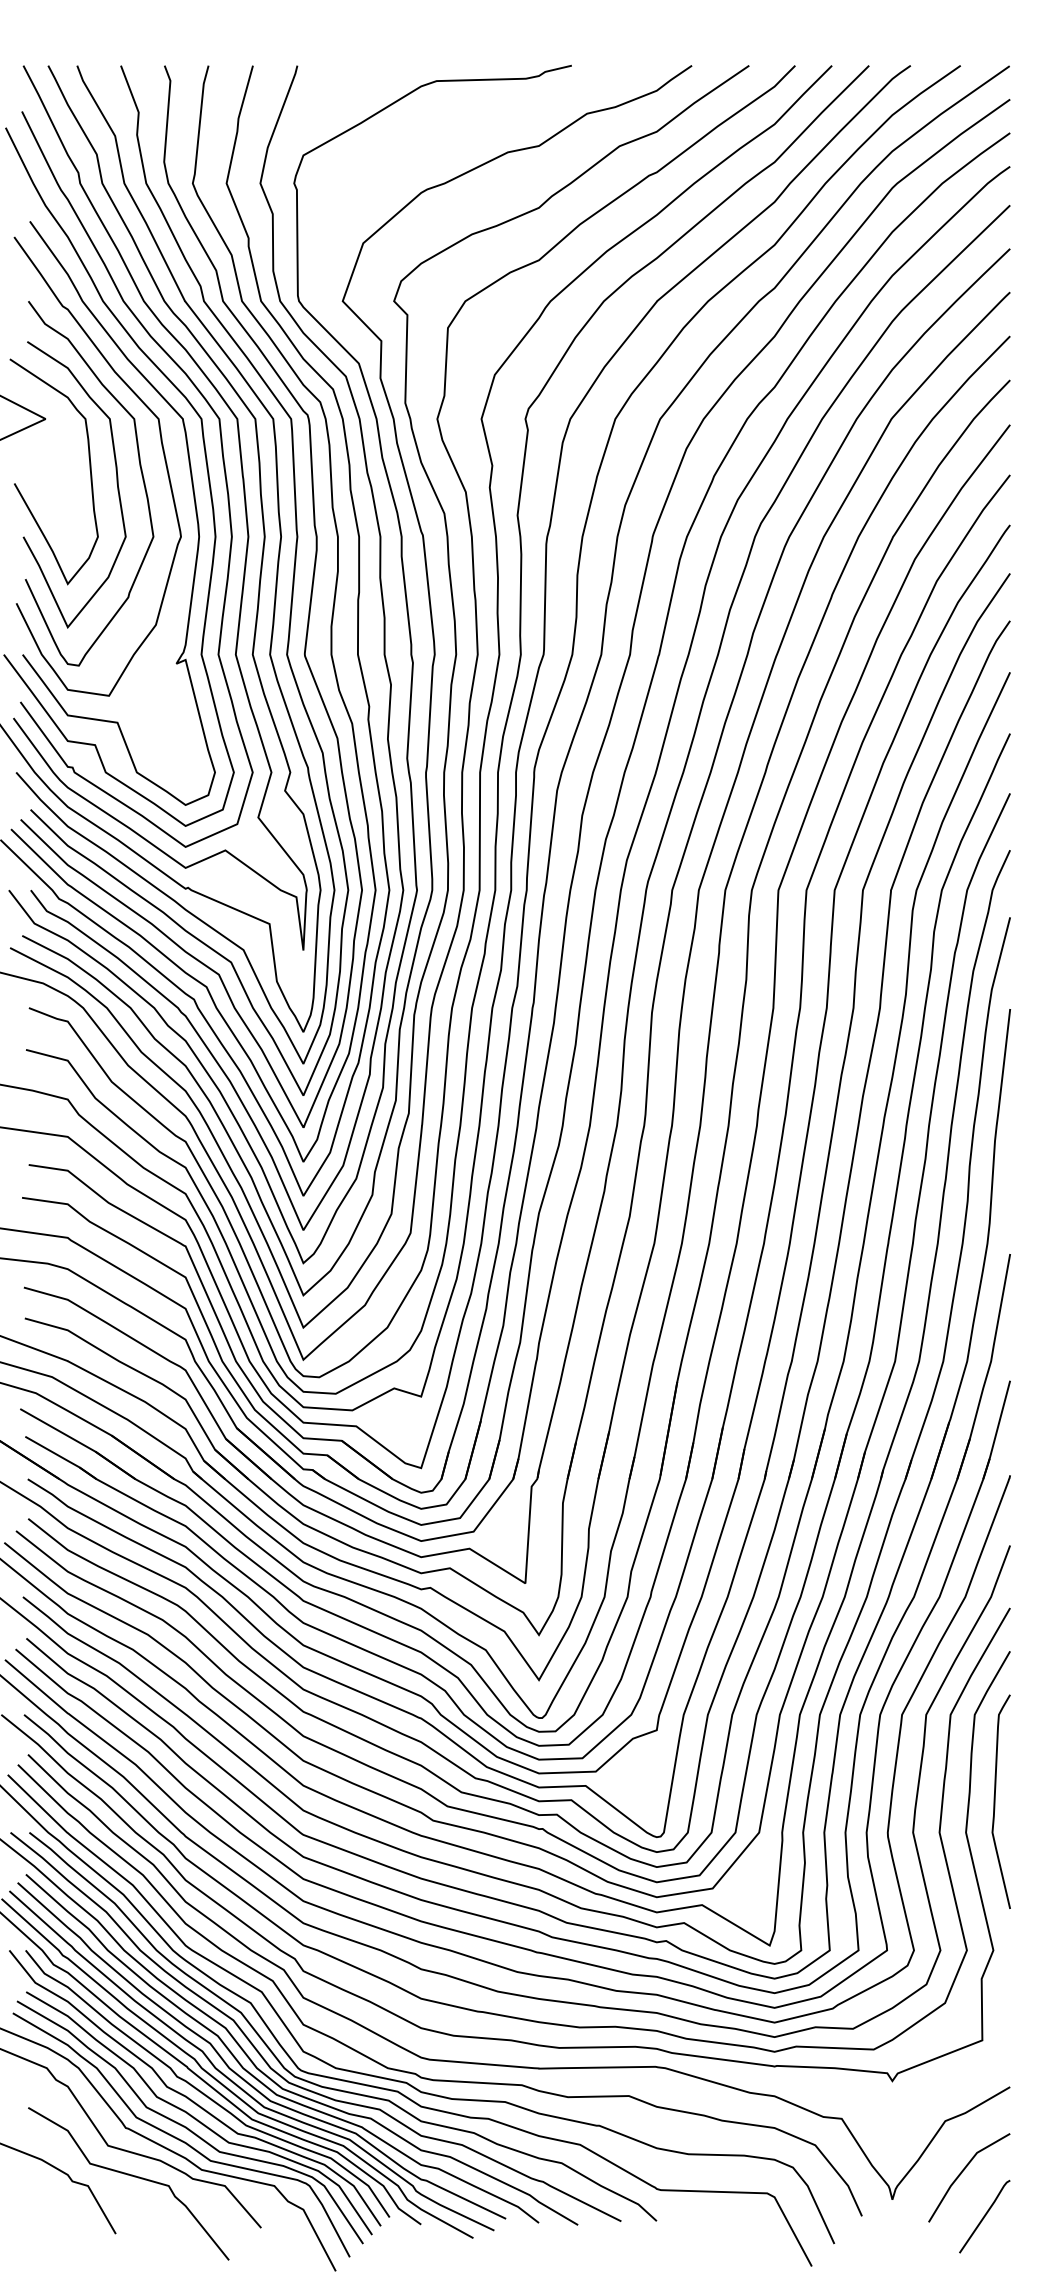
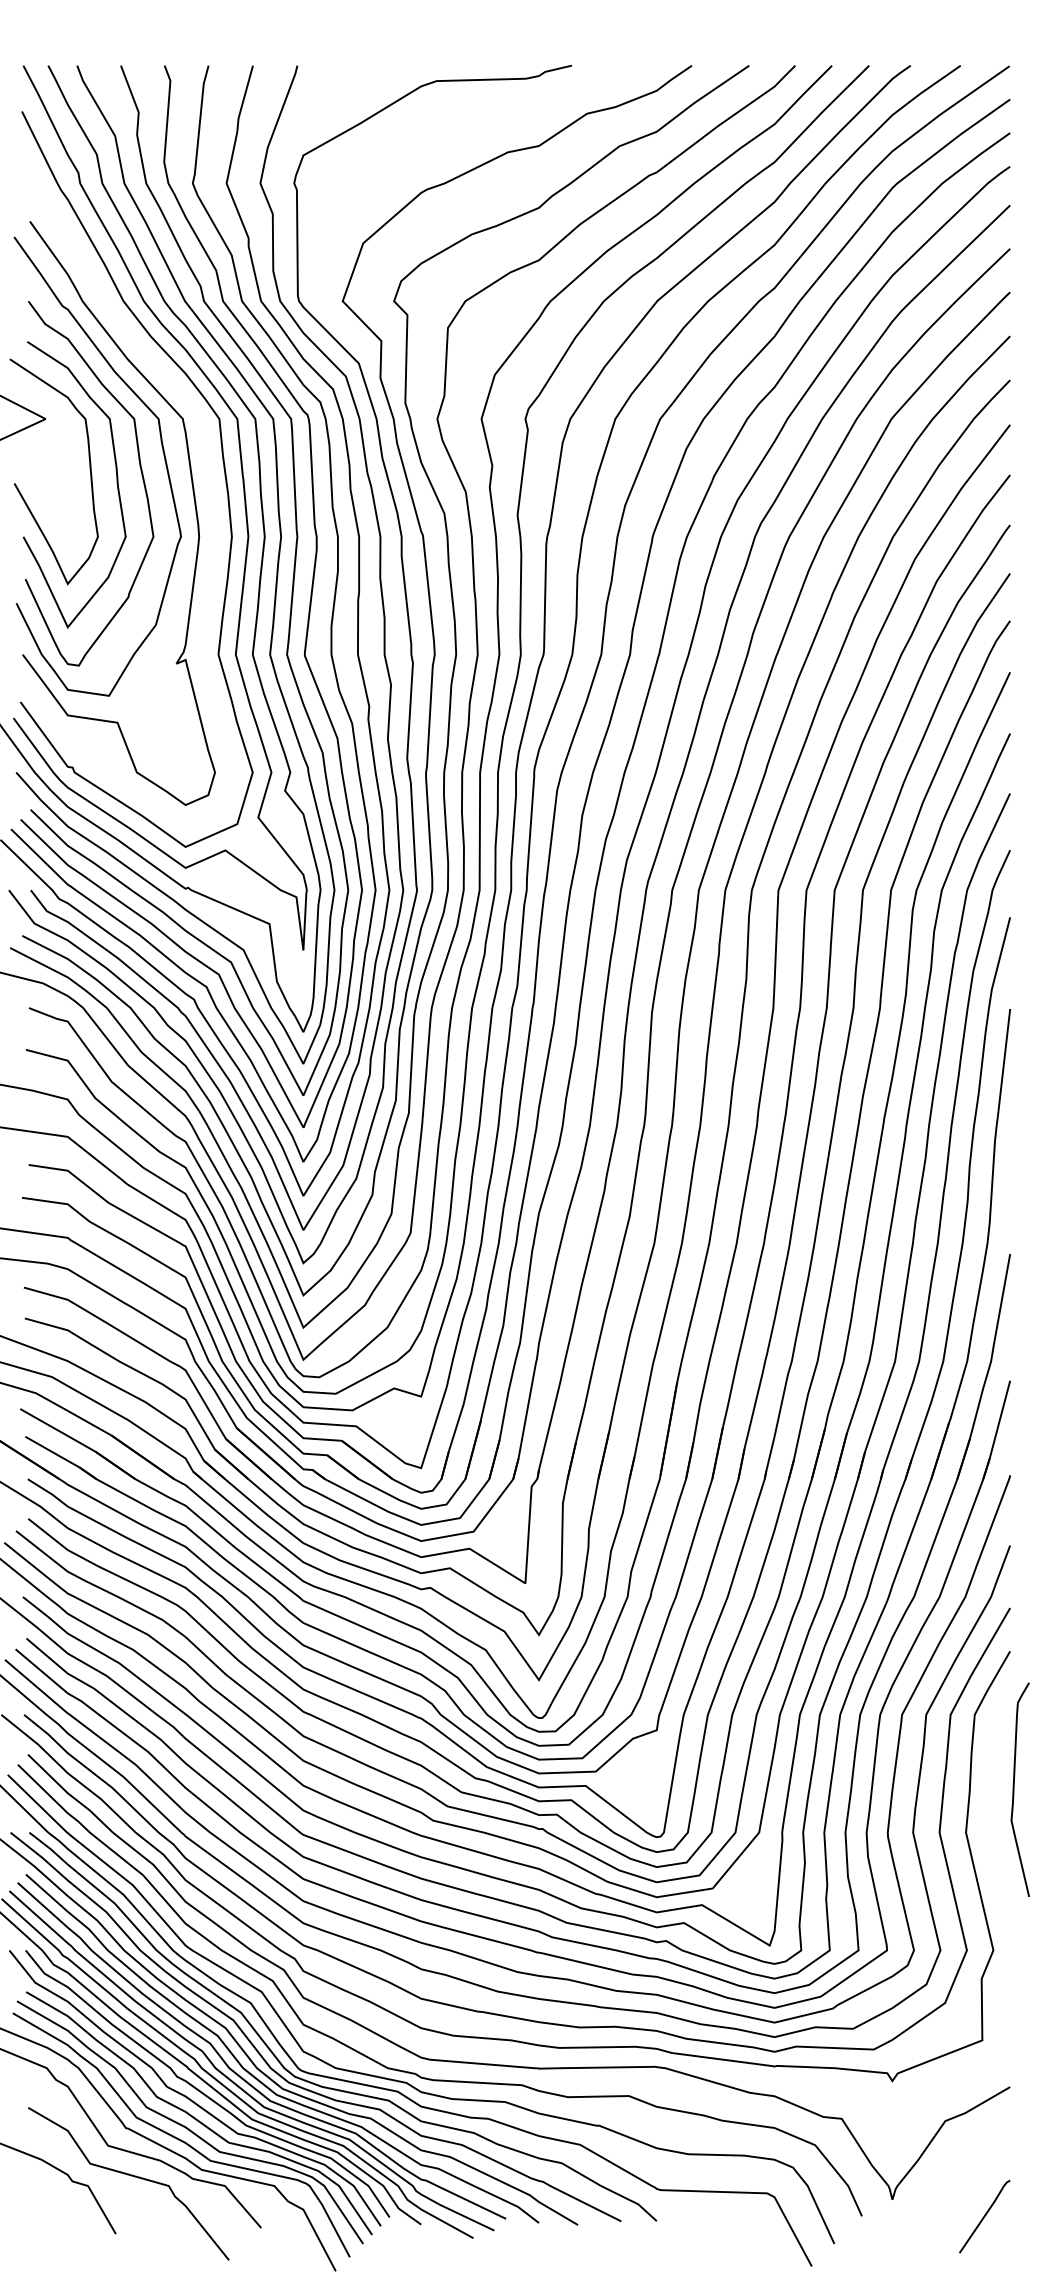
curve: present -> none (205, 462)
curve position: (995, 1801) -> (1014, 1789) (1014, 1789)
line: present -> none (963, 2171)
